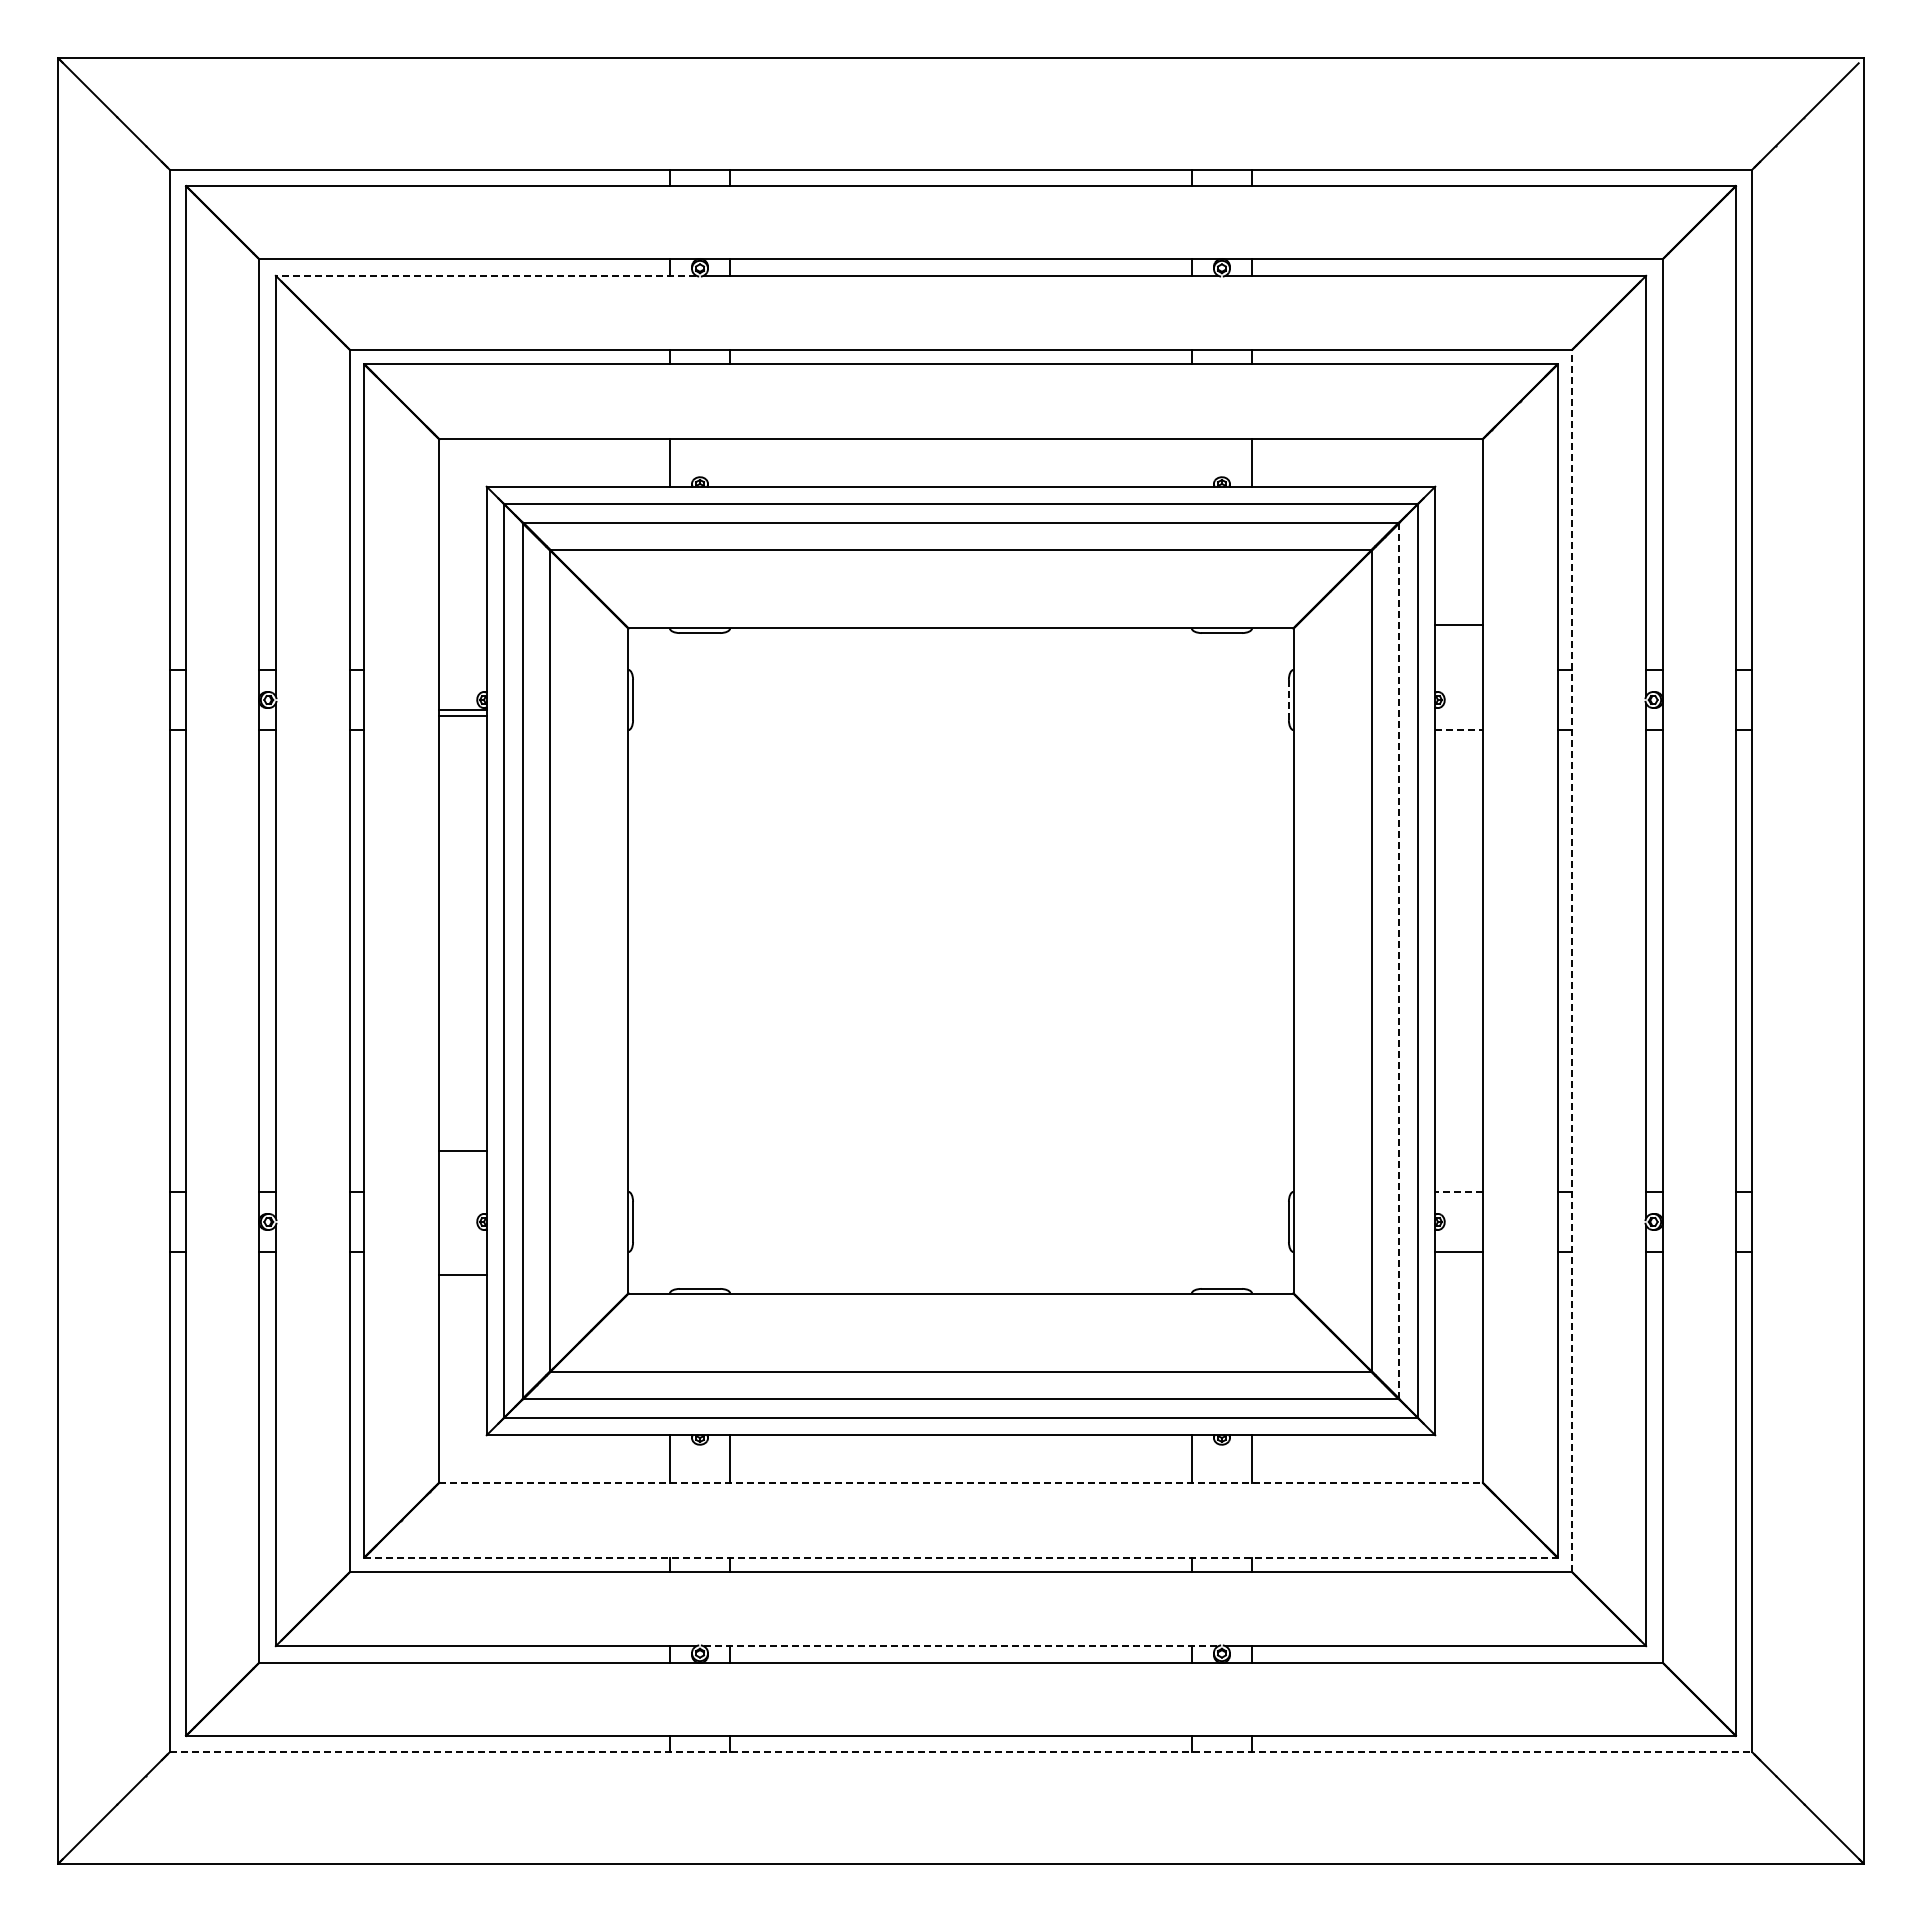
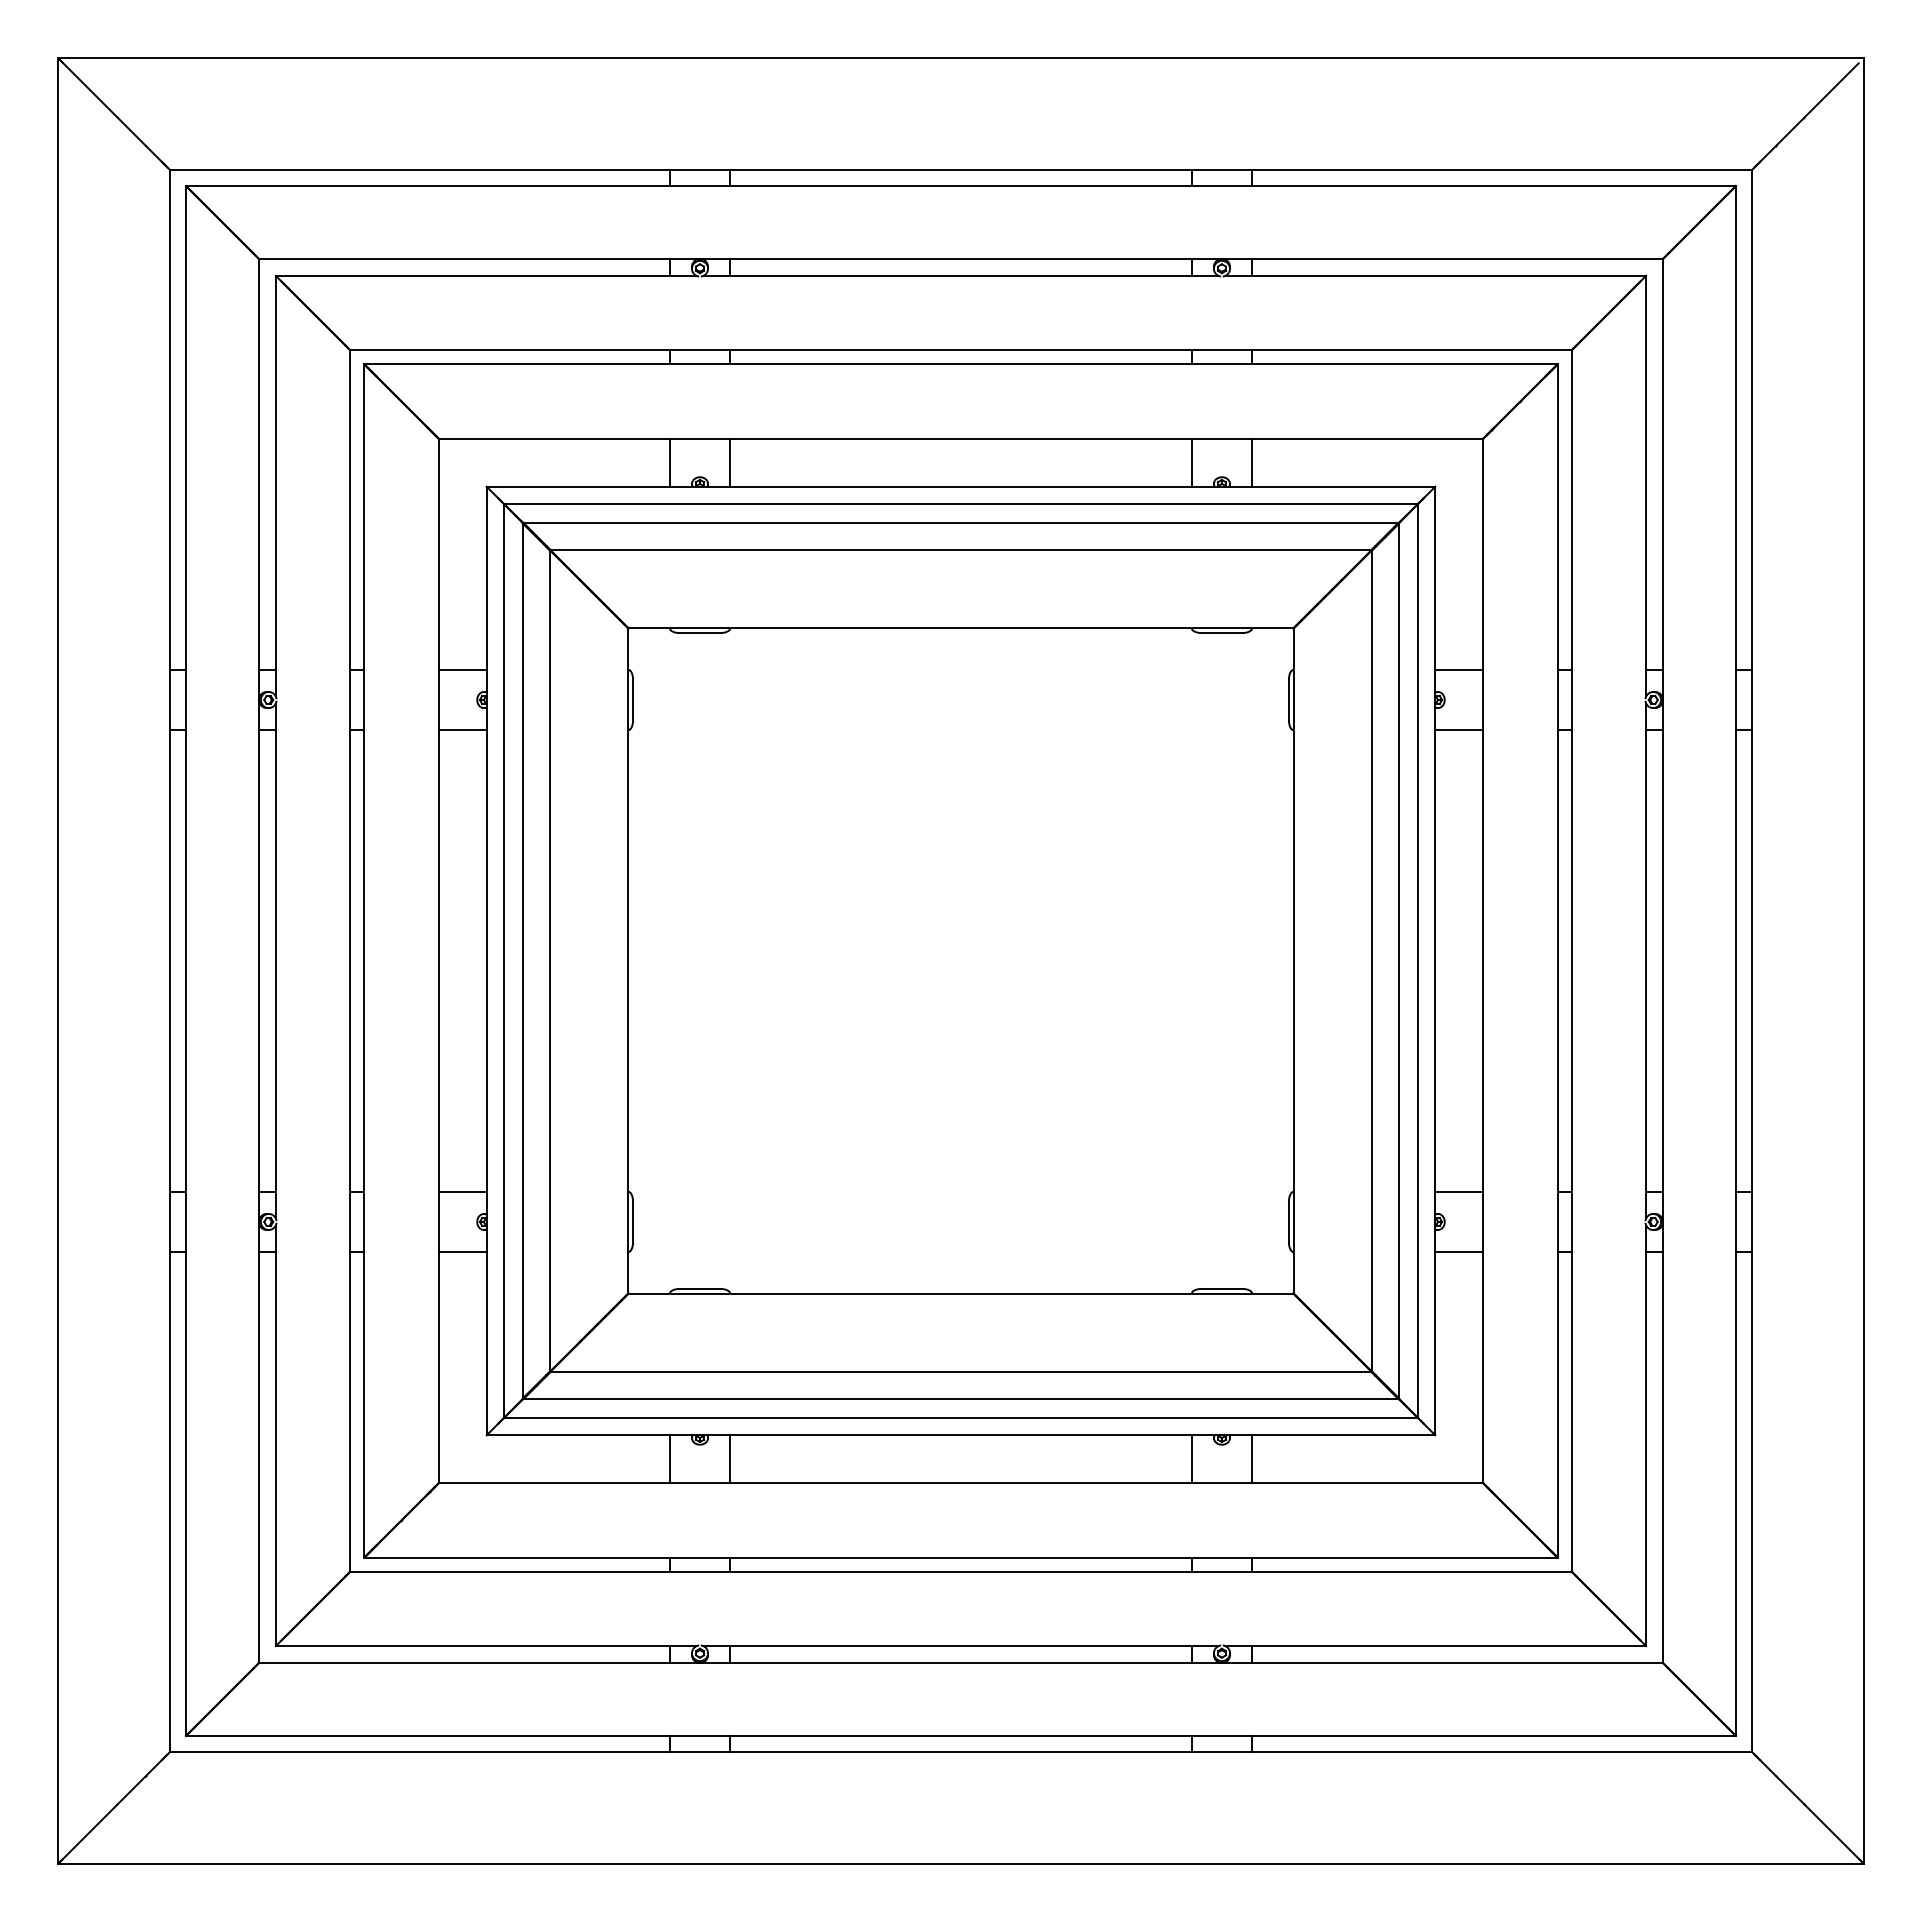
line: dashed -> solid (485, 275)
line: none -> present (730, 462)
line: none -> present (1191, 462)
line position: (1459, 624) -> (1459, 669) (1459, 669)
line: dashed -> solid (1288, 700)
line position: (462, 709) -> (462, 669) (462, 669)
line position: (462, 716) -> (462, 730) (462, 730)
line: dashed -> solid (1459, 730)
line: dashed -> solid (1399, 961)
line: dashed -> solid (1571, 961)
line position: (462, 1150) -> (462, 1191) (462, 1191)
line: dashed -> solid (1459, 1191)
line position: (462, 1275) -> (462, 1252) (462, 1252)
line: dashed -> solid (961, 1483)
line: dashed -> solid (961, 1557)
line: dashed -> solid (961, 1646)
line: dashed -> solid (961, 1752)
